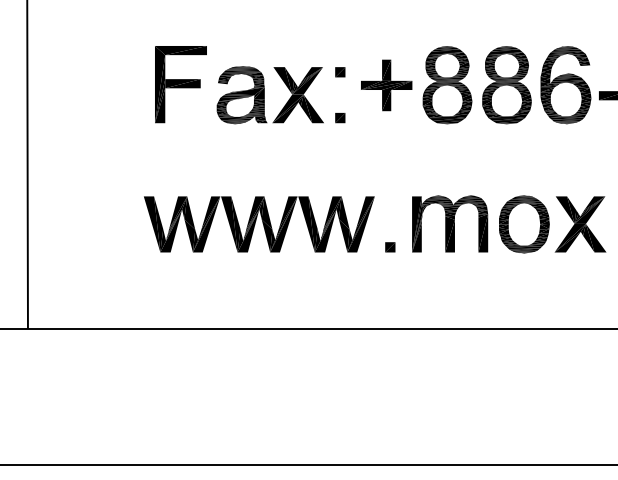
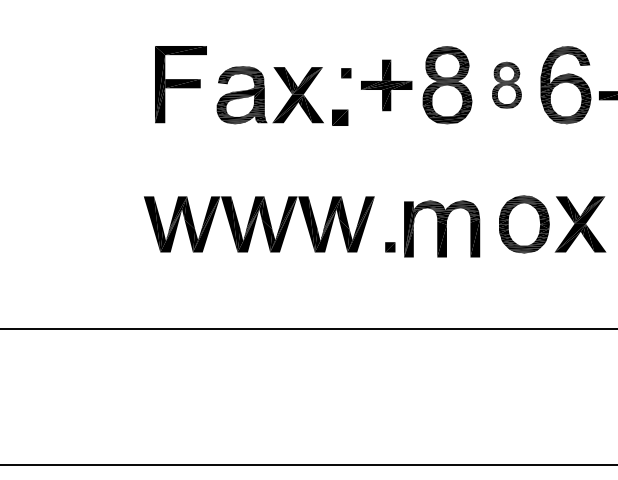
part position: (340, 72) -> (346, 73) (346, 73)
part size: 50x79 px -> 30x48 px (506, 84)
part size: 11x11 px -> 17x17 px (340, 117)
line: present -> none (27, 165)
part position: (450, 223) -> (442, 228) (442, 228)
